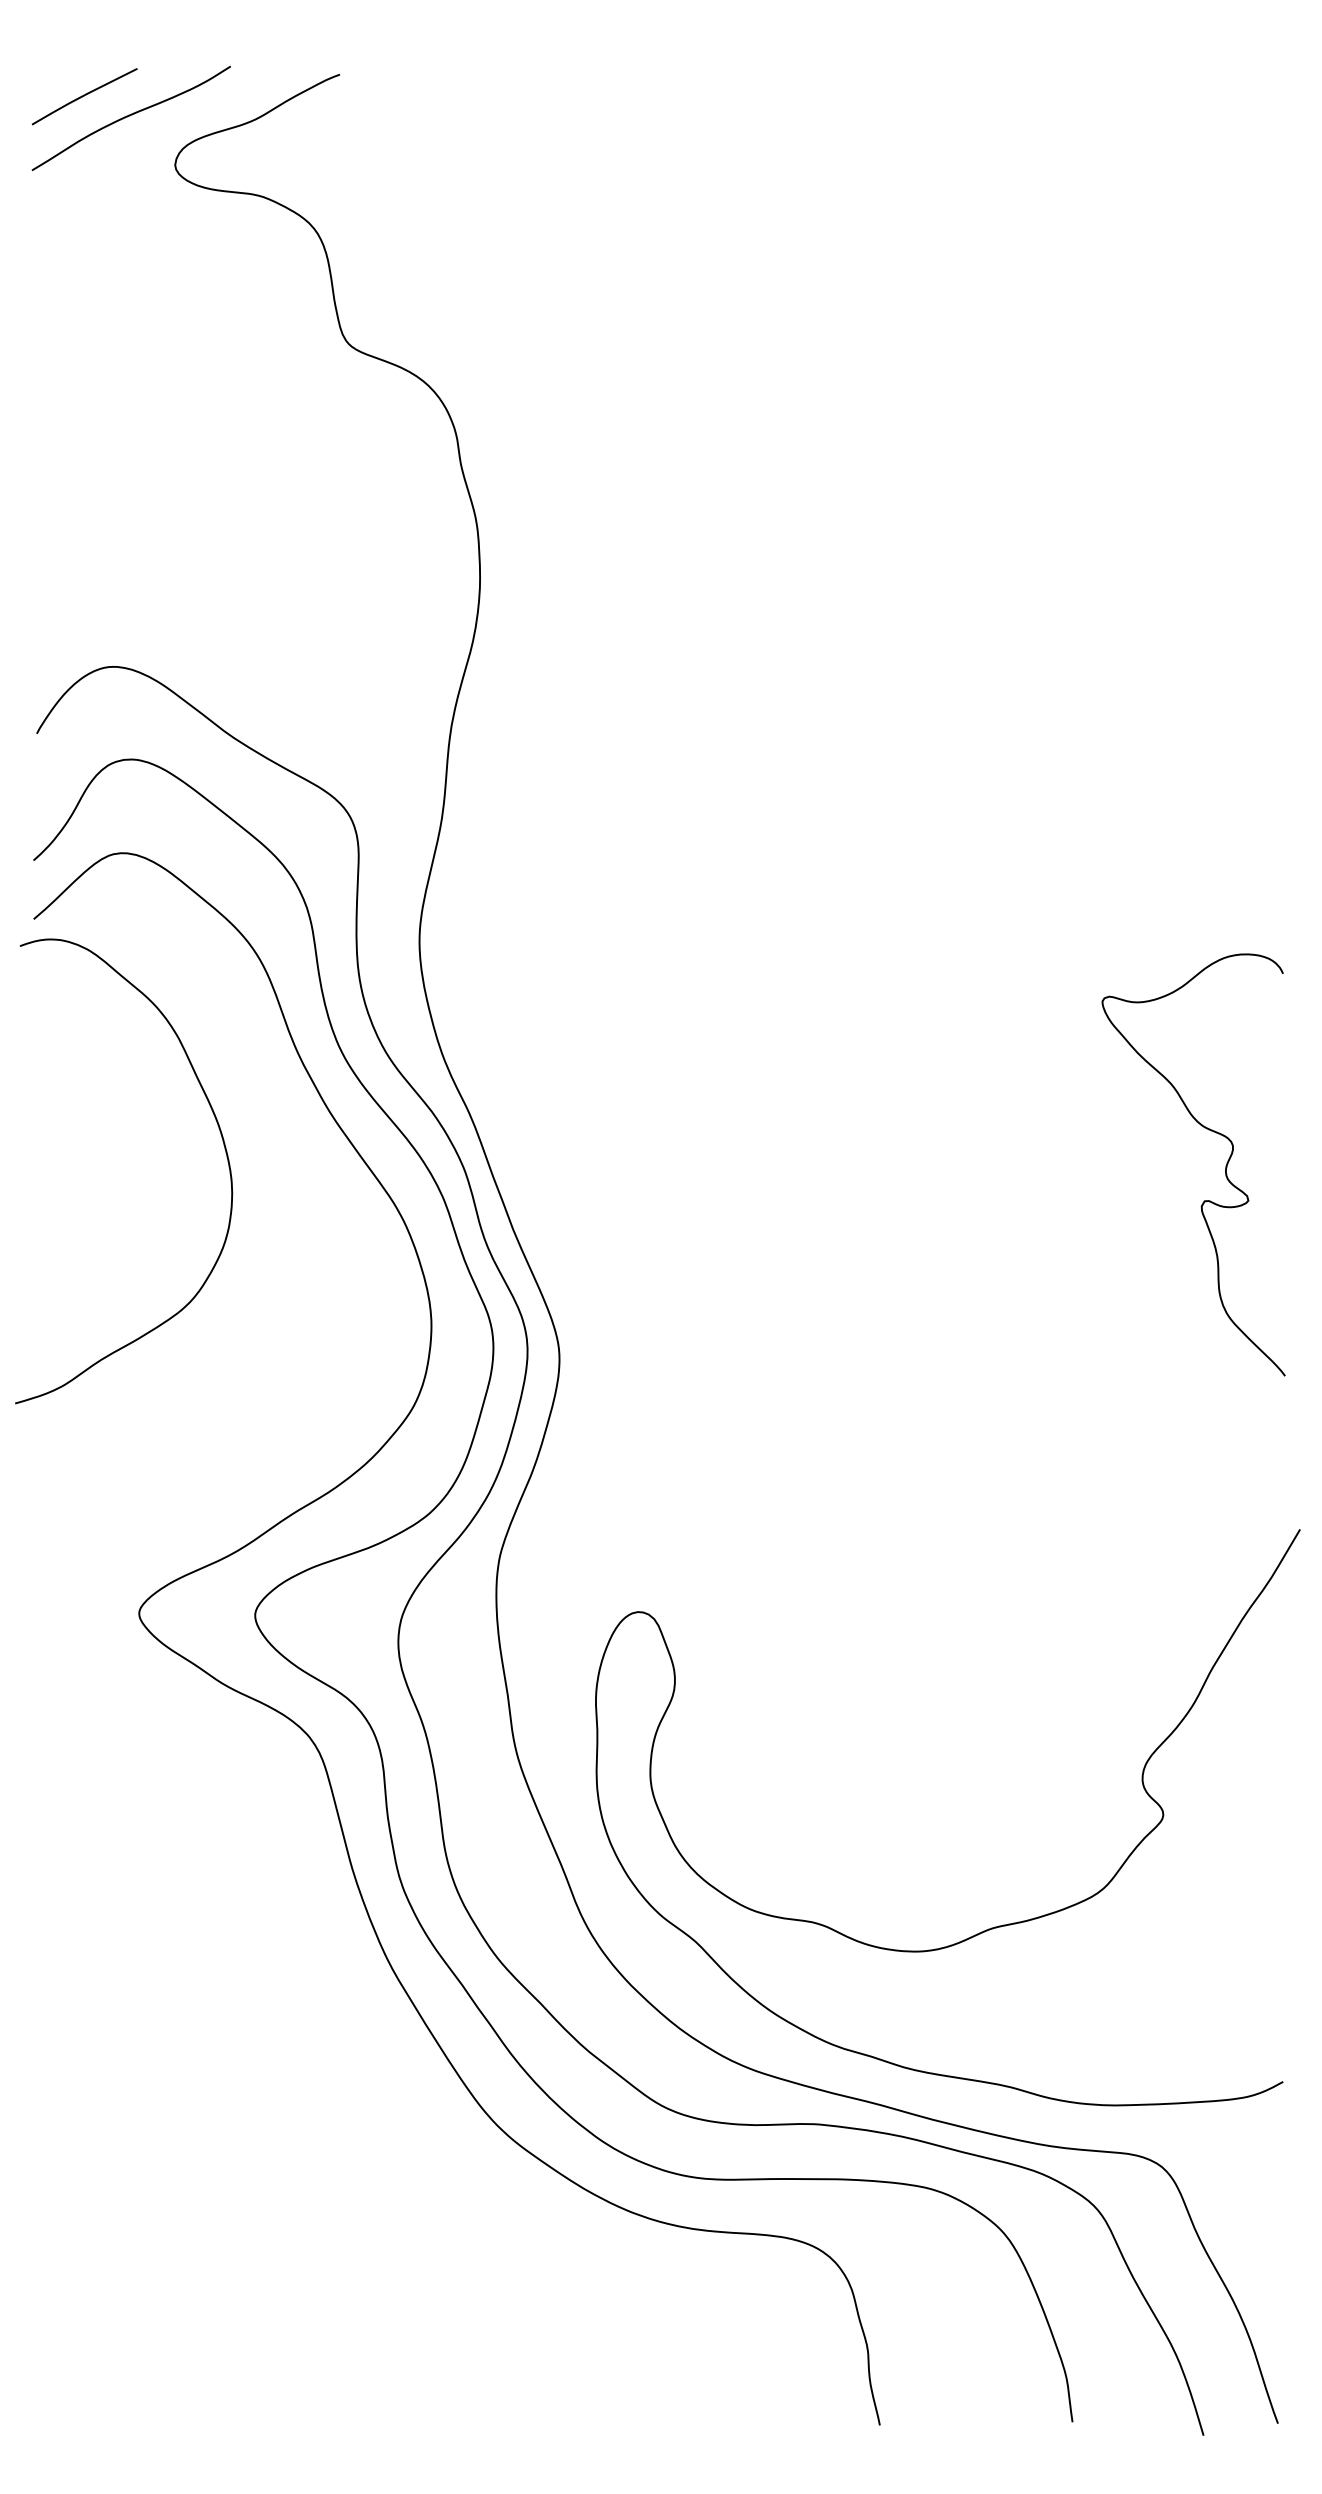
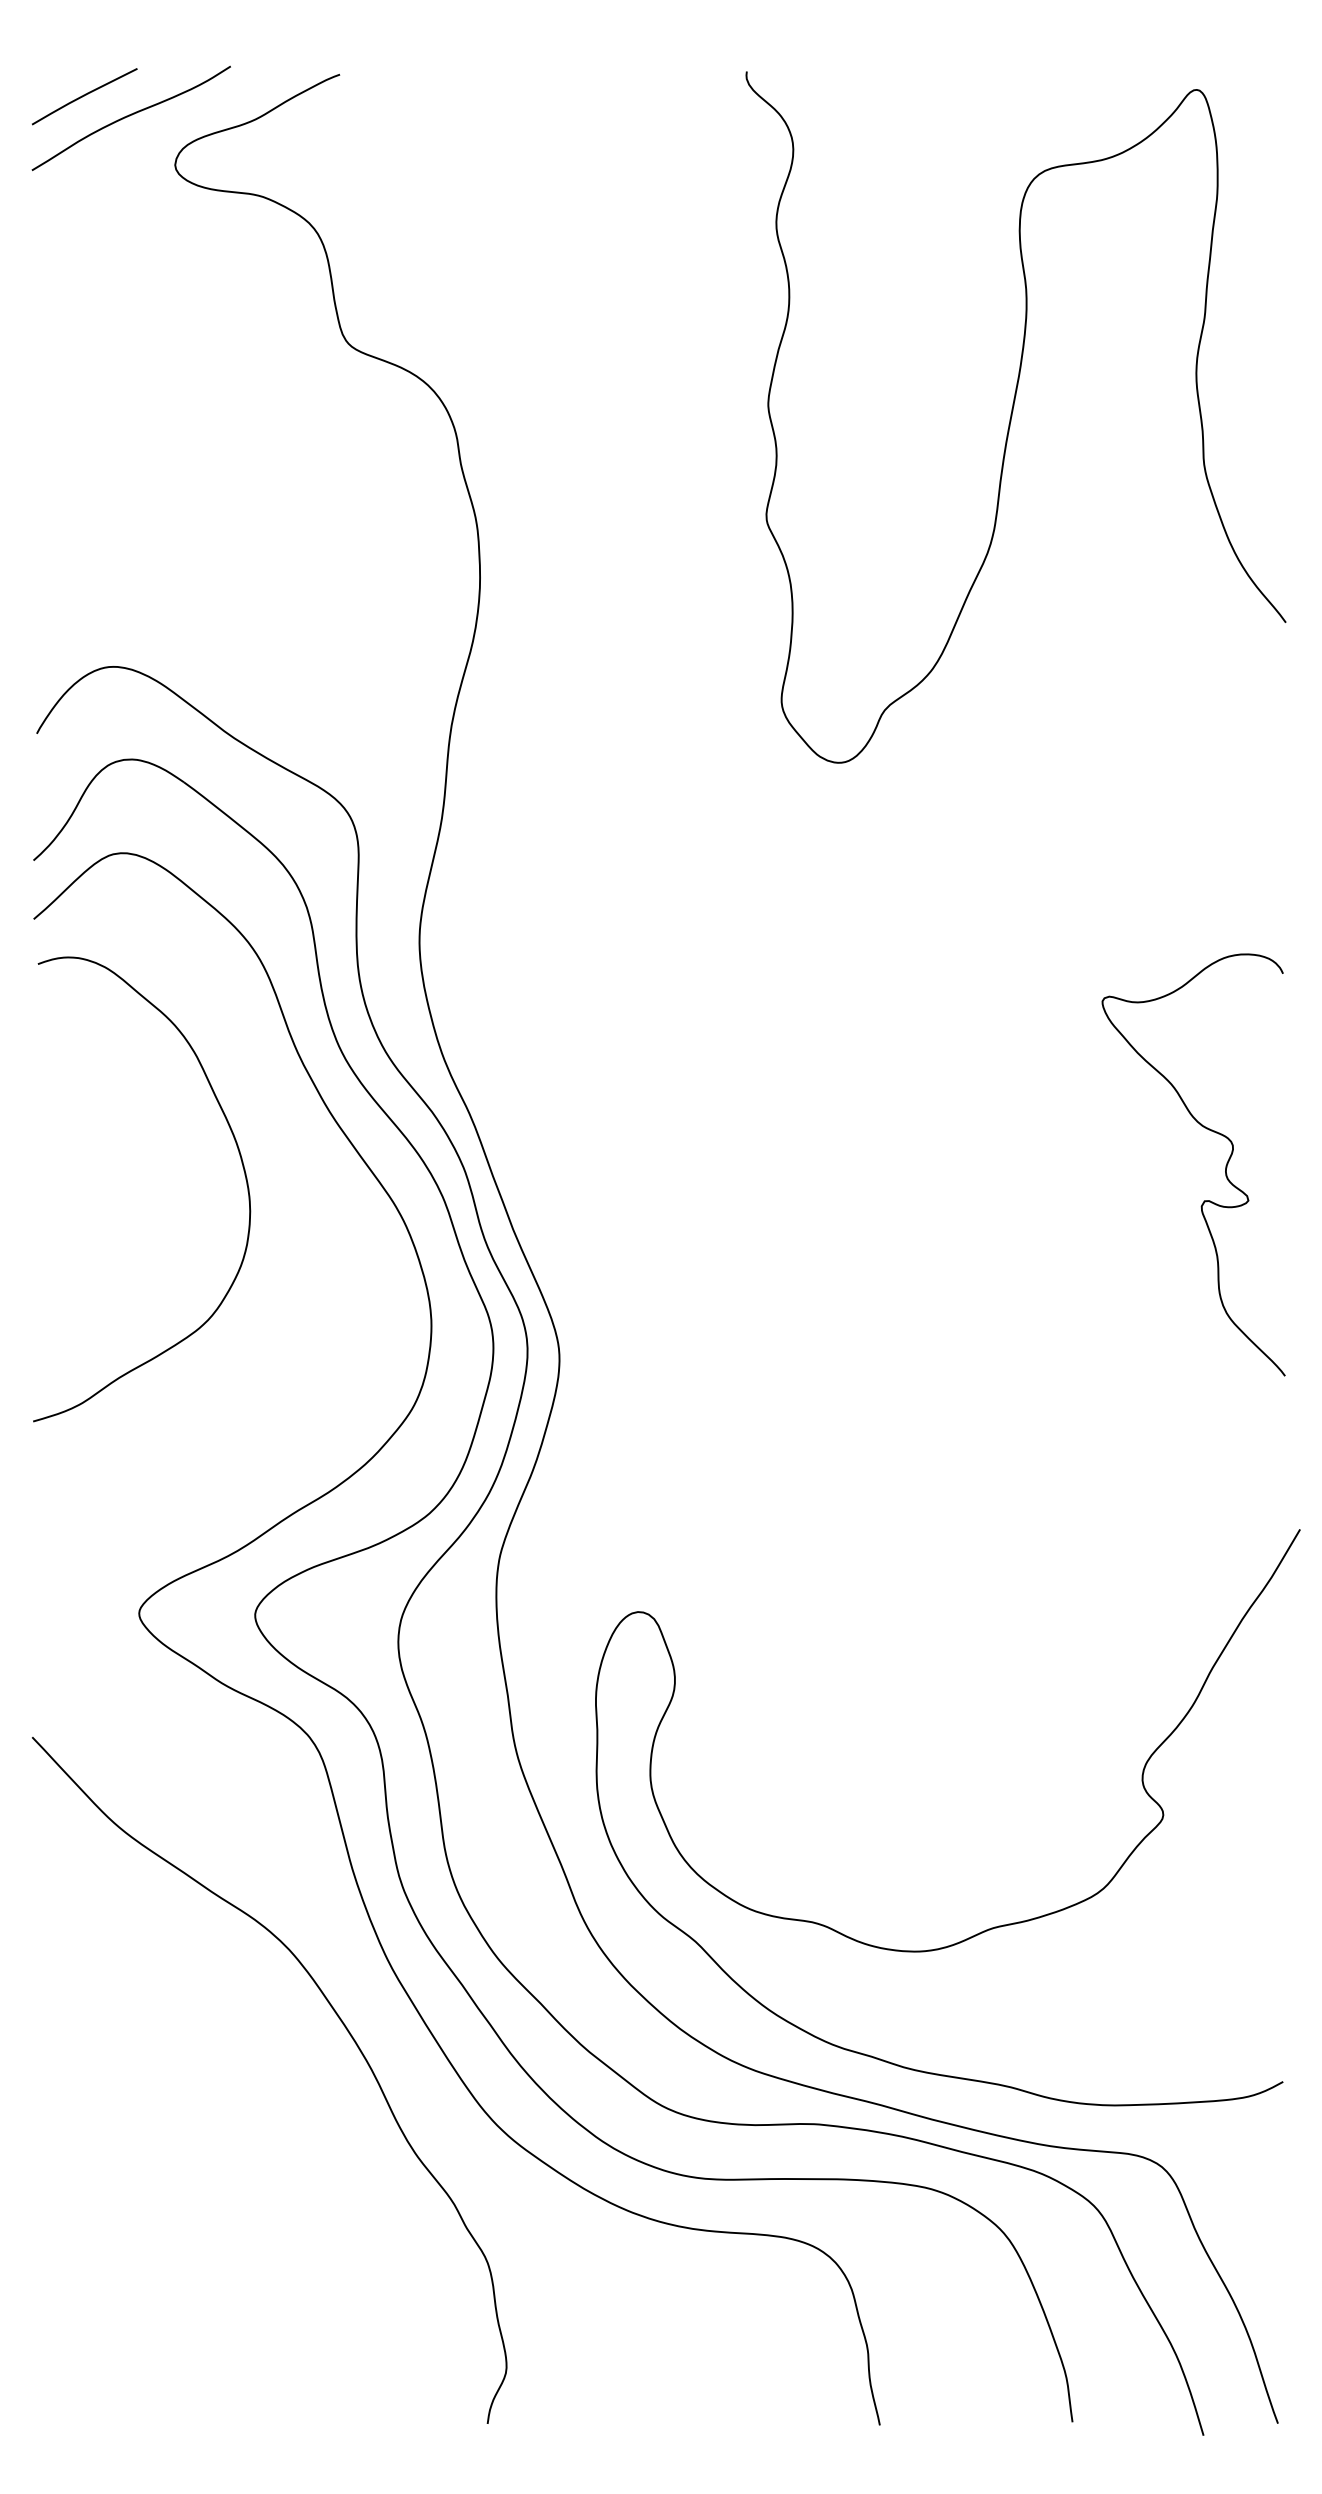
part: none -> present (1015, 417)
curve position: (223, 1145) -> (241, 1163) (241, 1163)
curve: none -> present (346, 2030)
